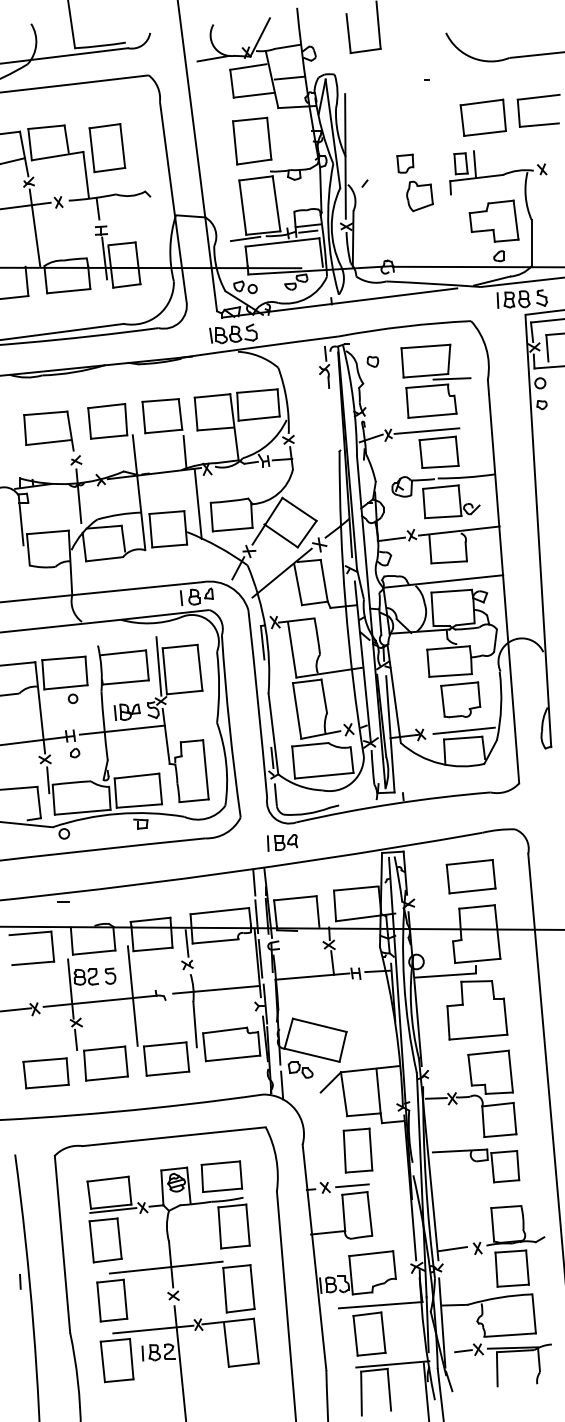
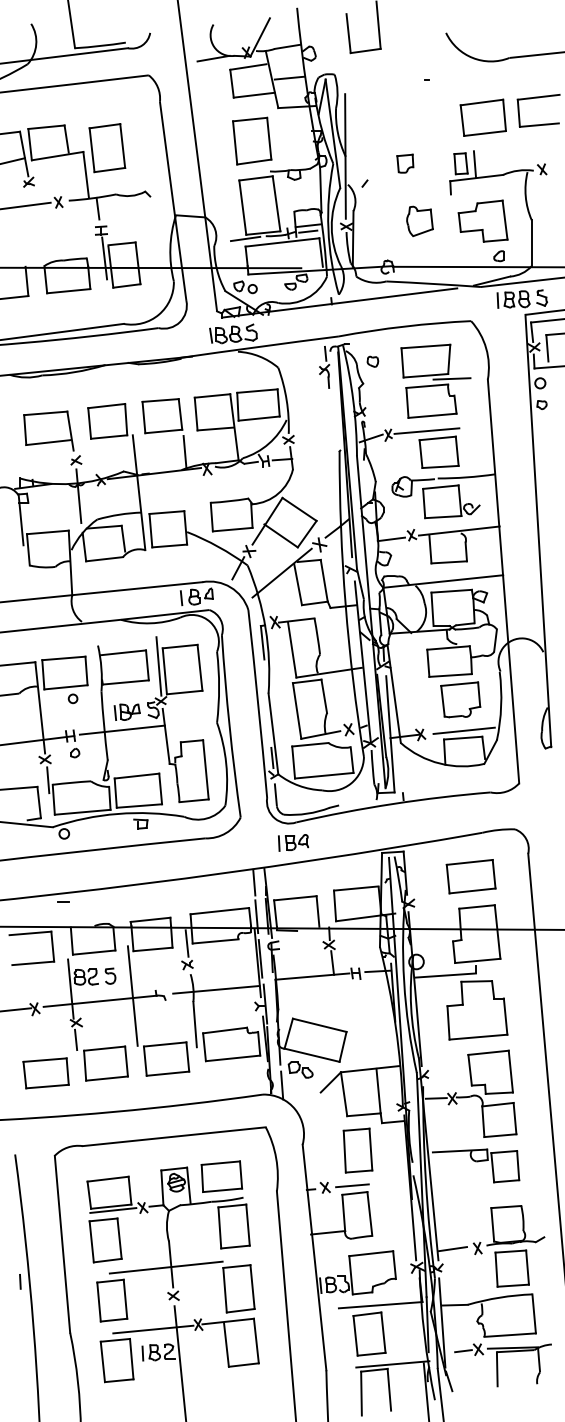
part position: (419, 195) -> (419, 220) (419, 220)
part position: (493, 220) -> (482, 220) (482, 220)
line: present -> none (34, 227)
line: present -> none (197, 504)
part position: (282, 842) -> (293, 842) (293, 842)
